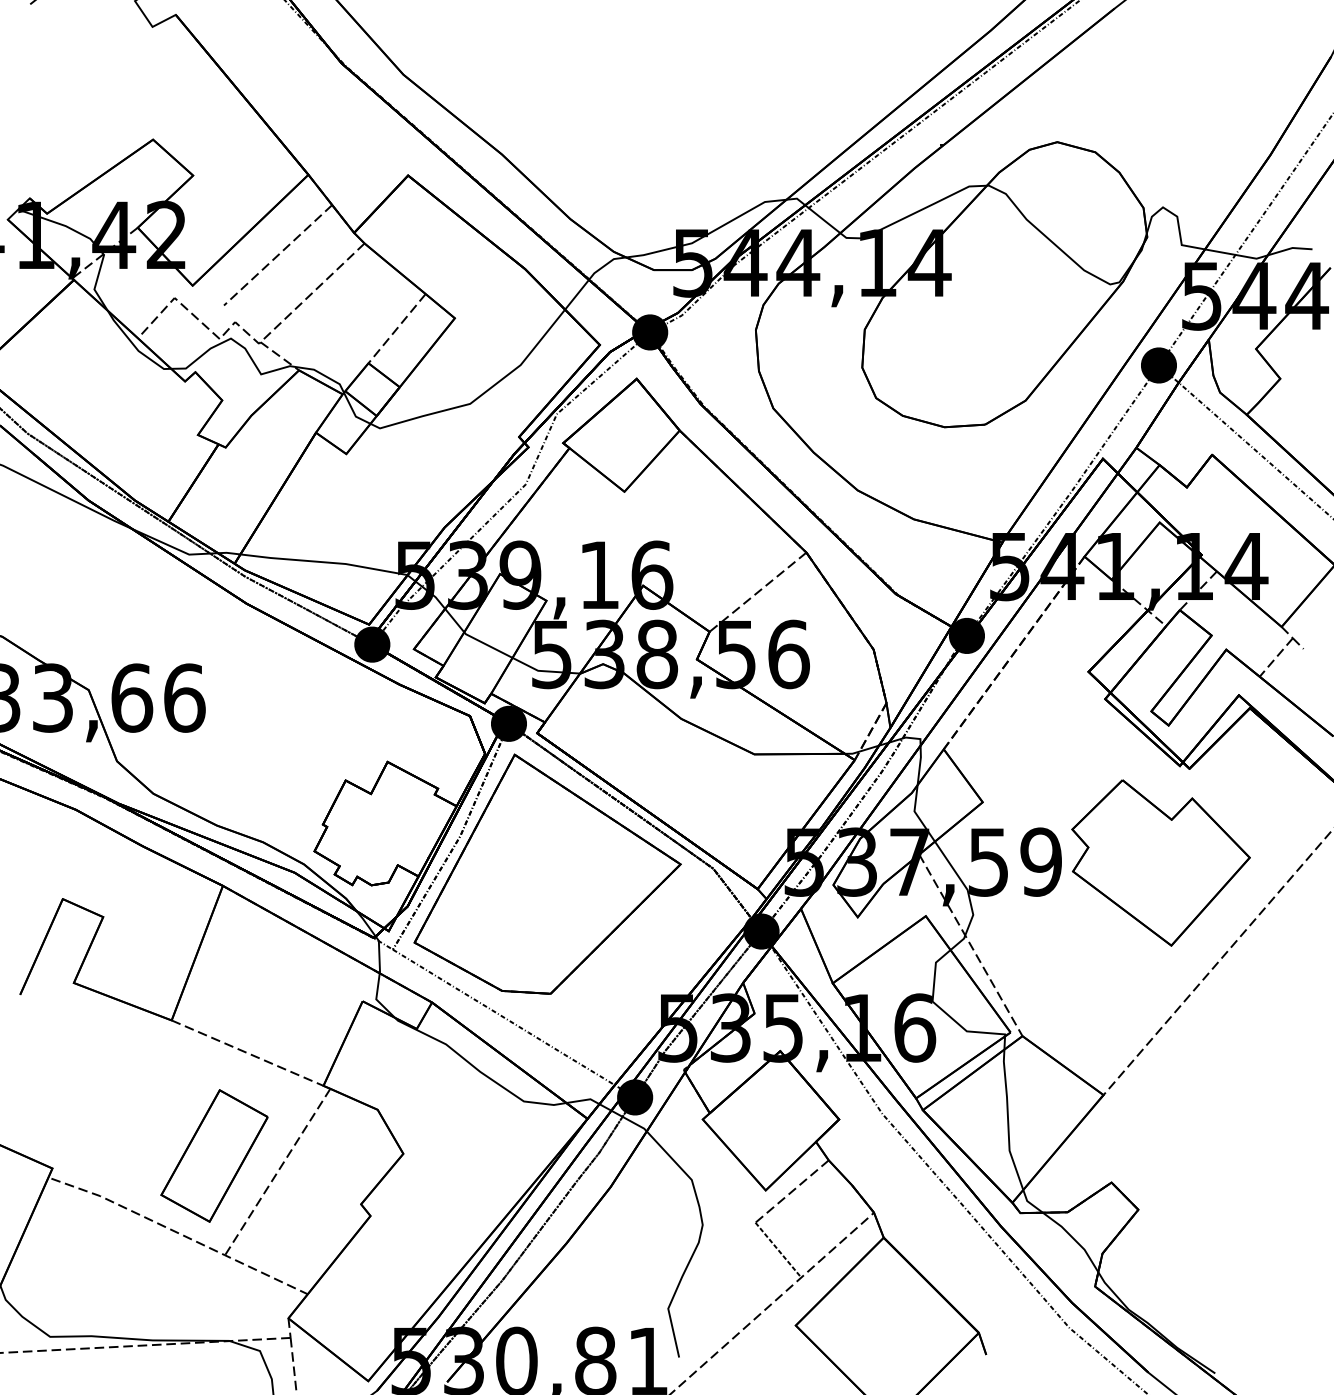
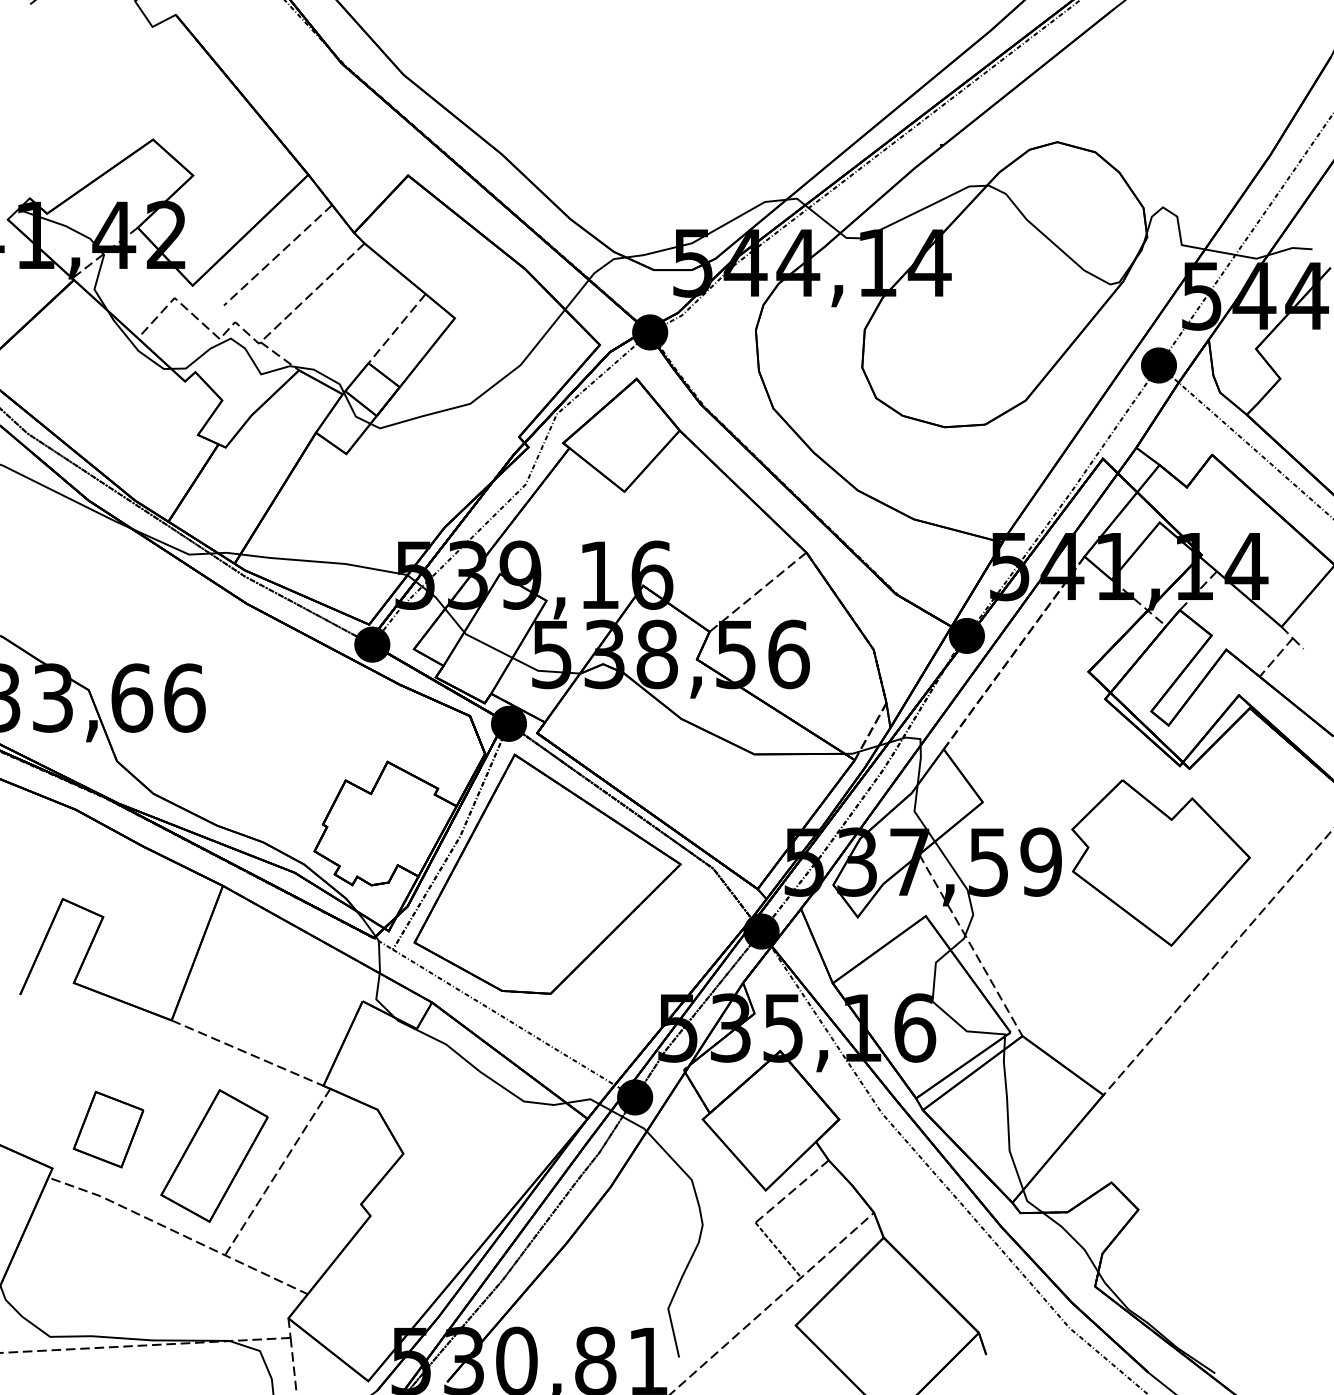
part: none -> present (108, 1129)
